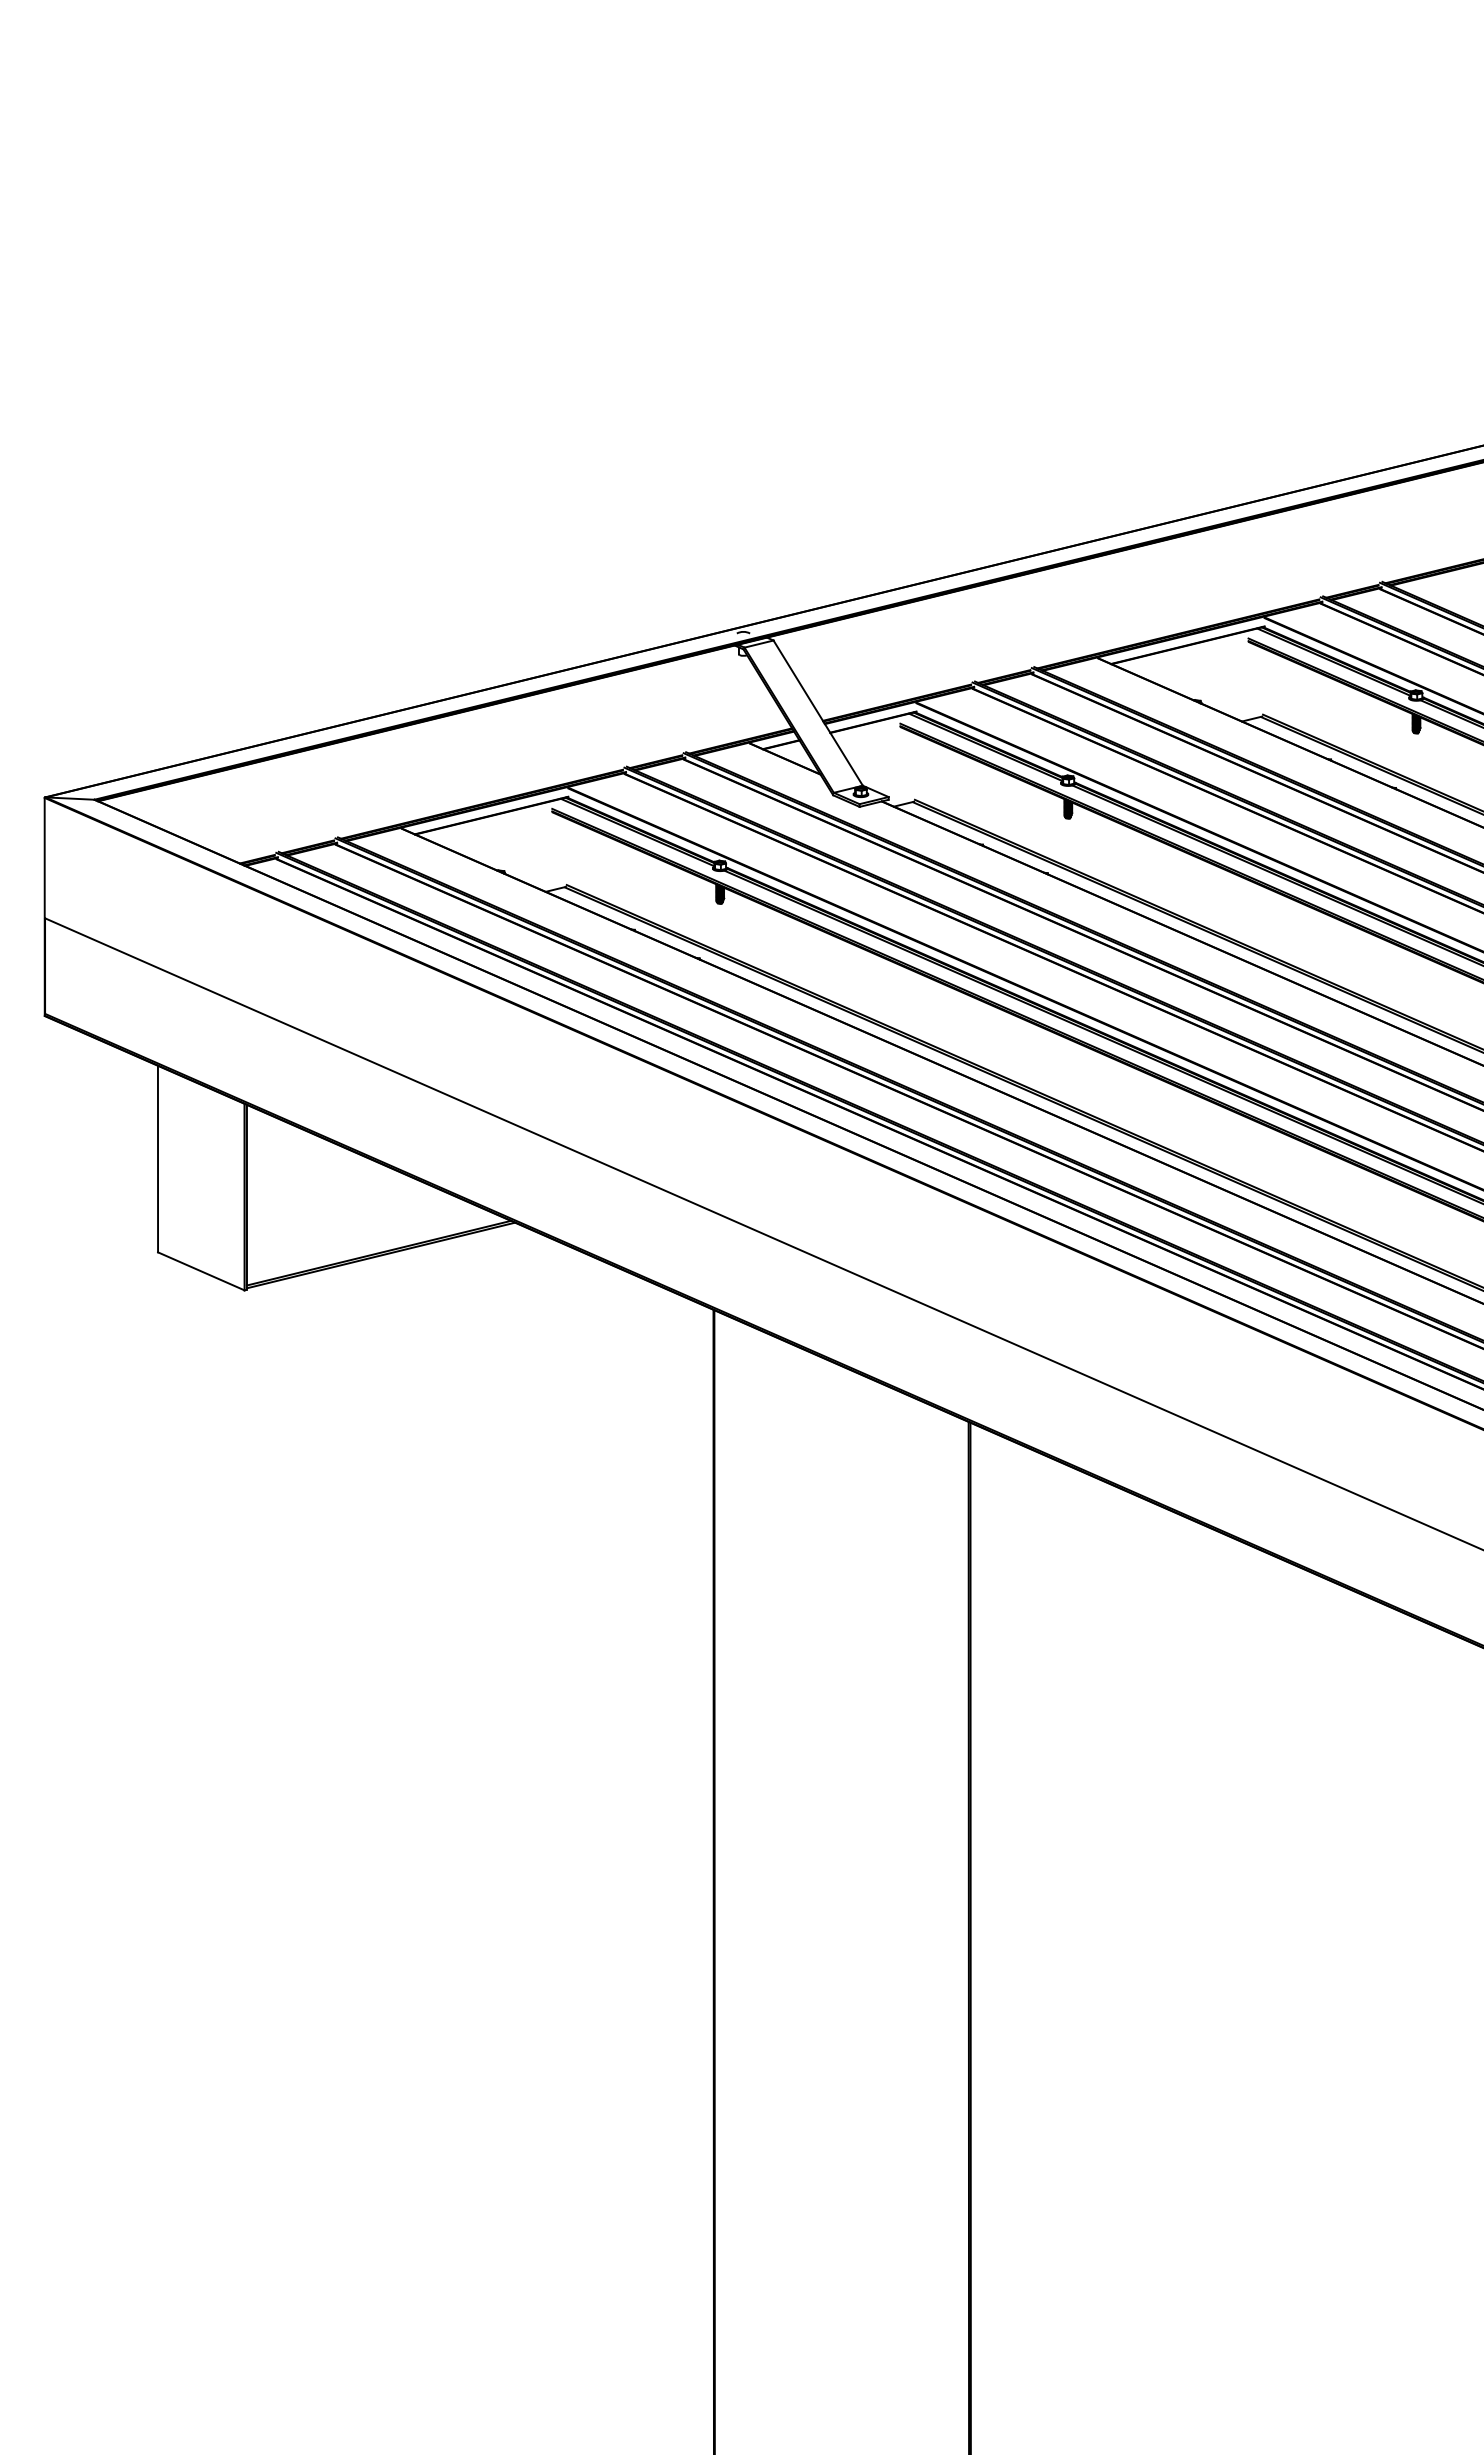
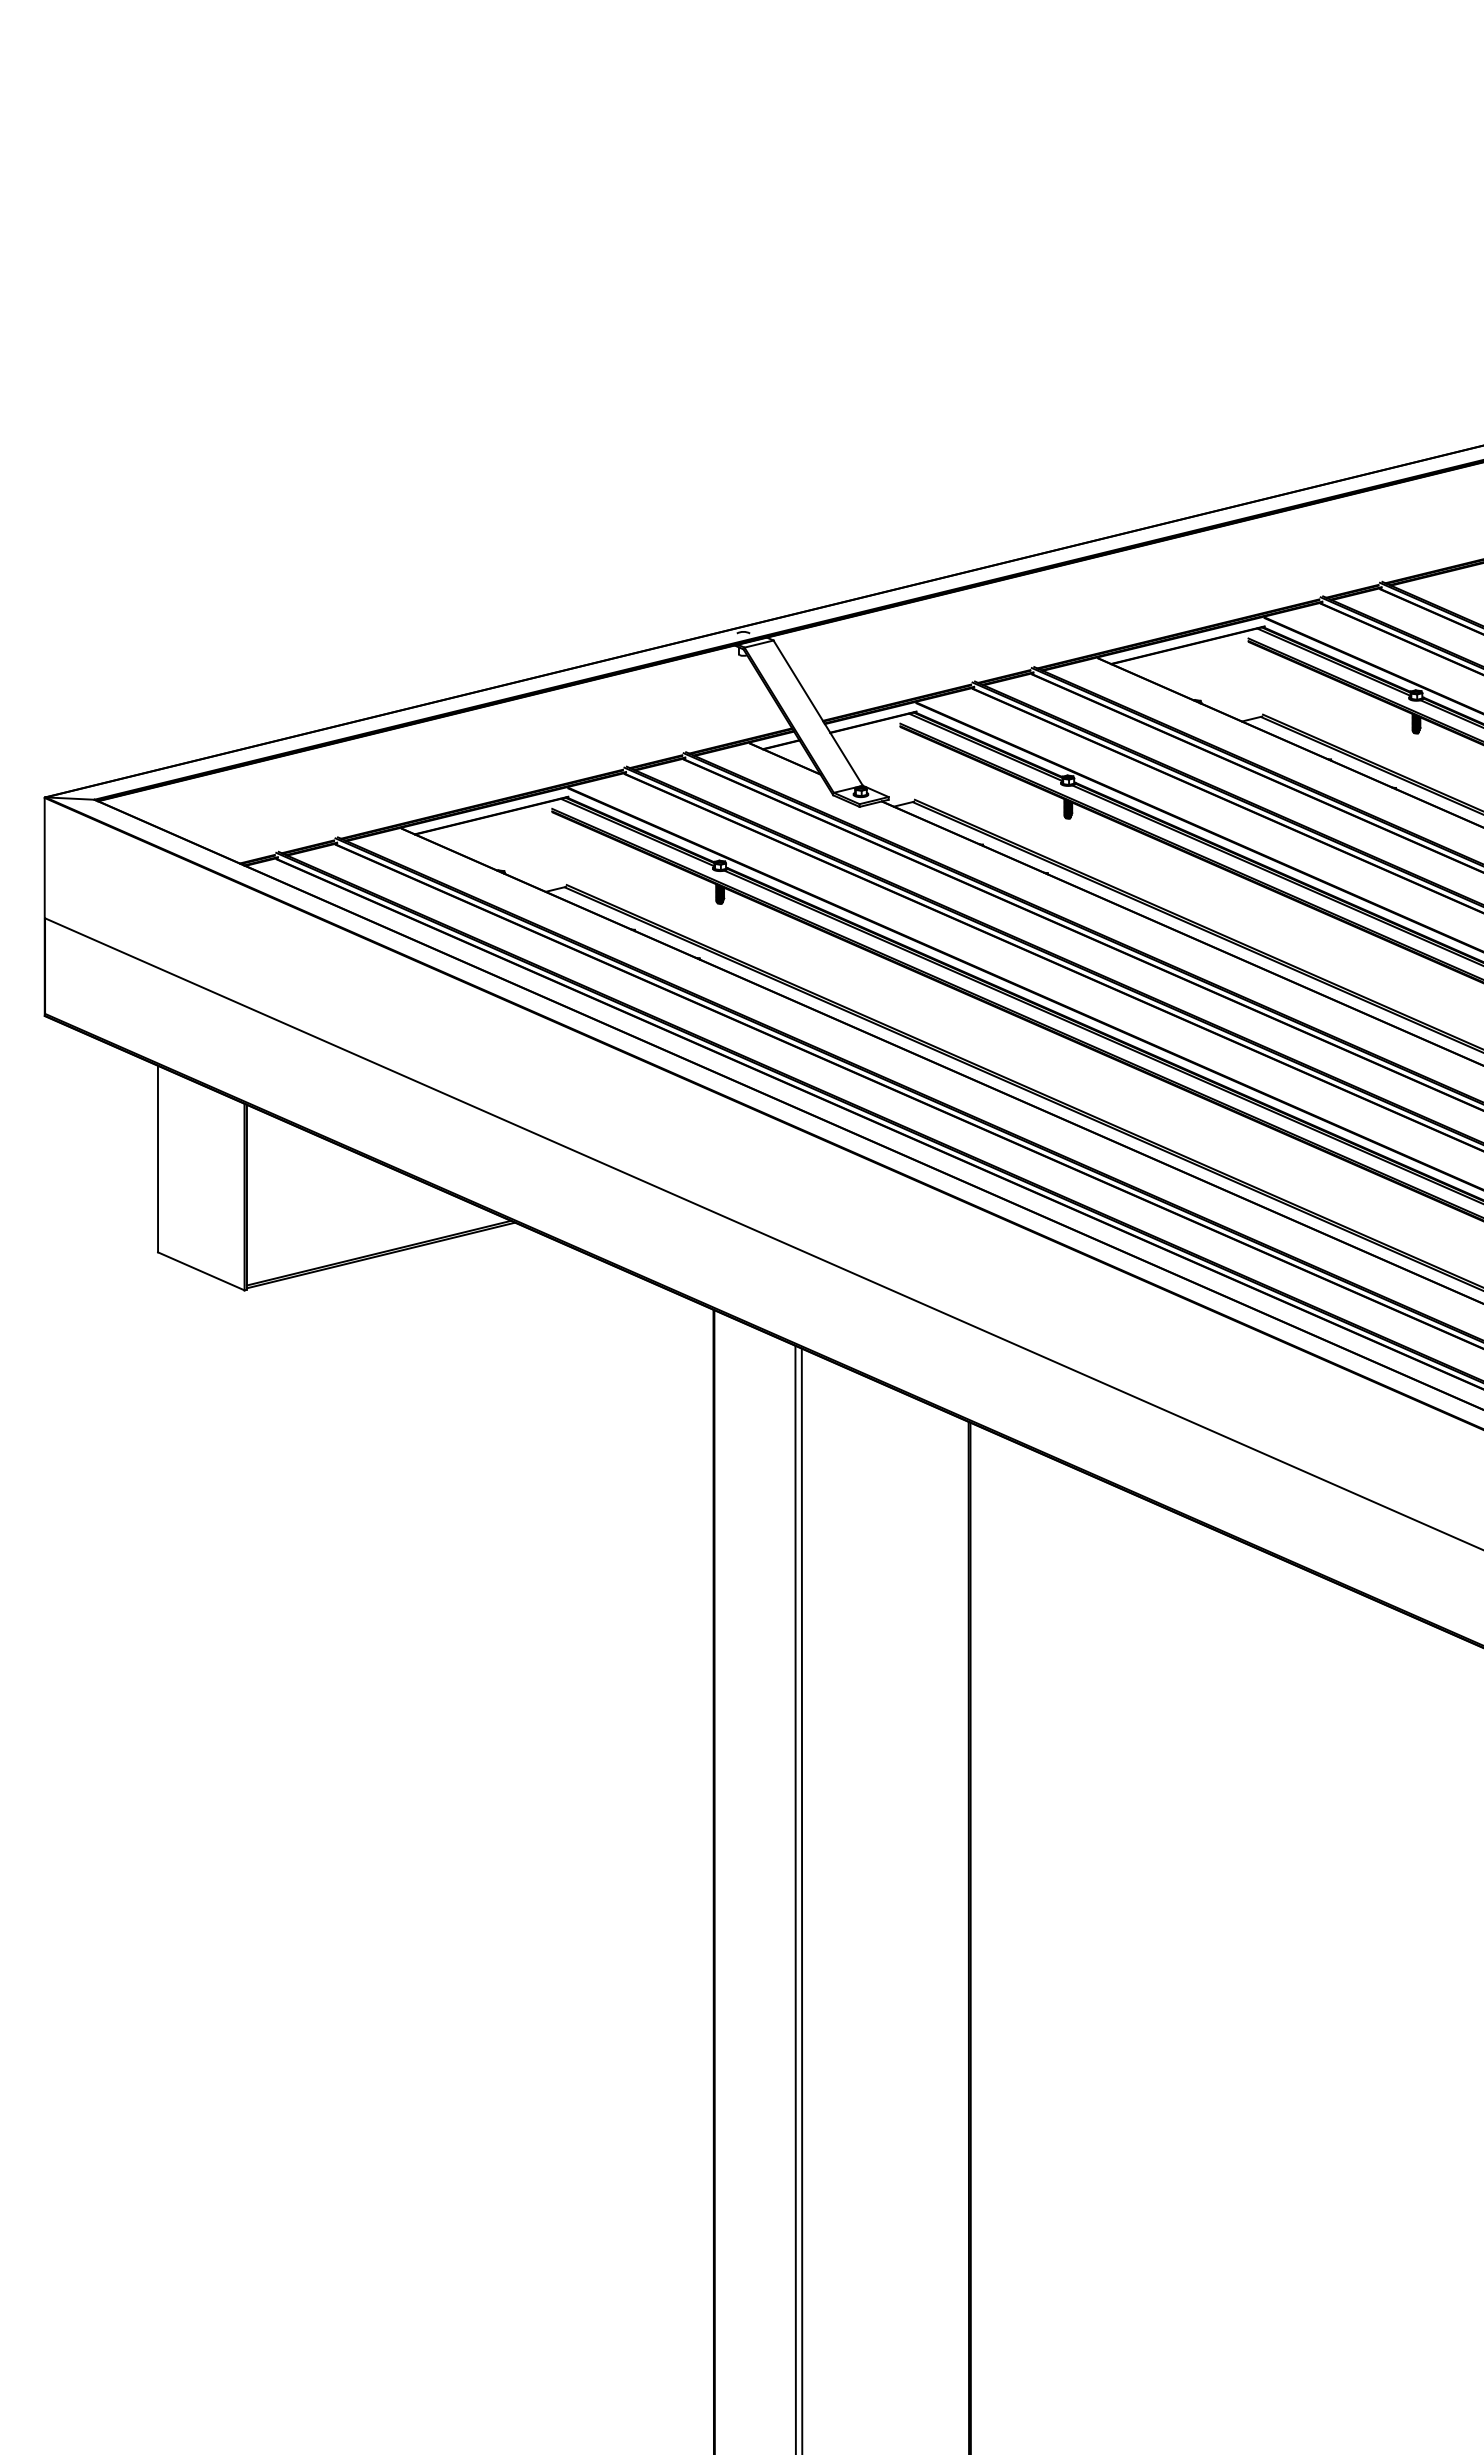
line: none -> present (795, 1898)
line: none -> present (801, 1899)
